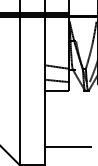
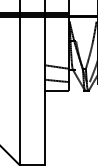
line: present -> none (67, 147)
